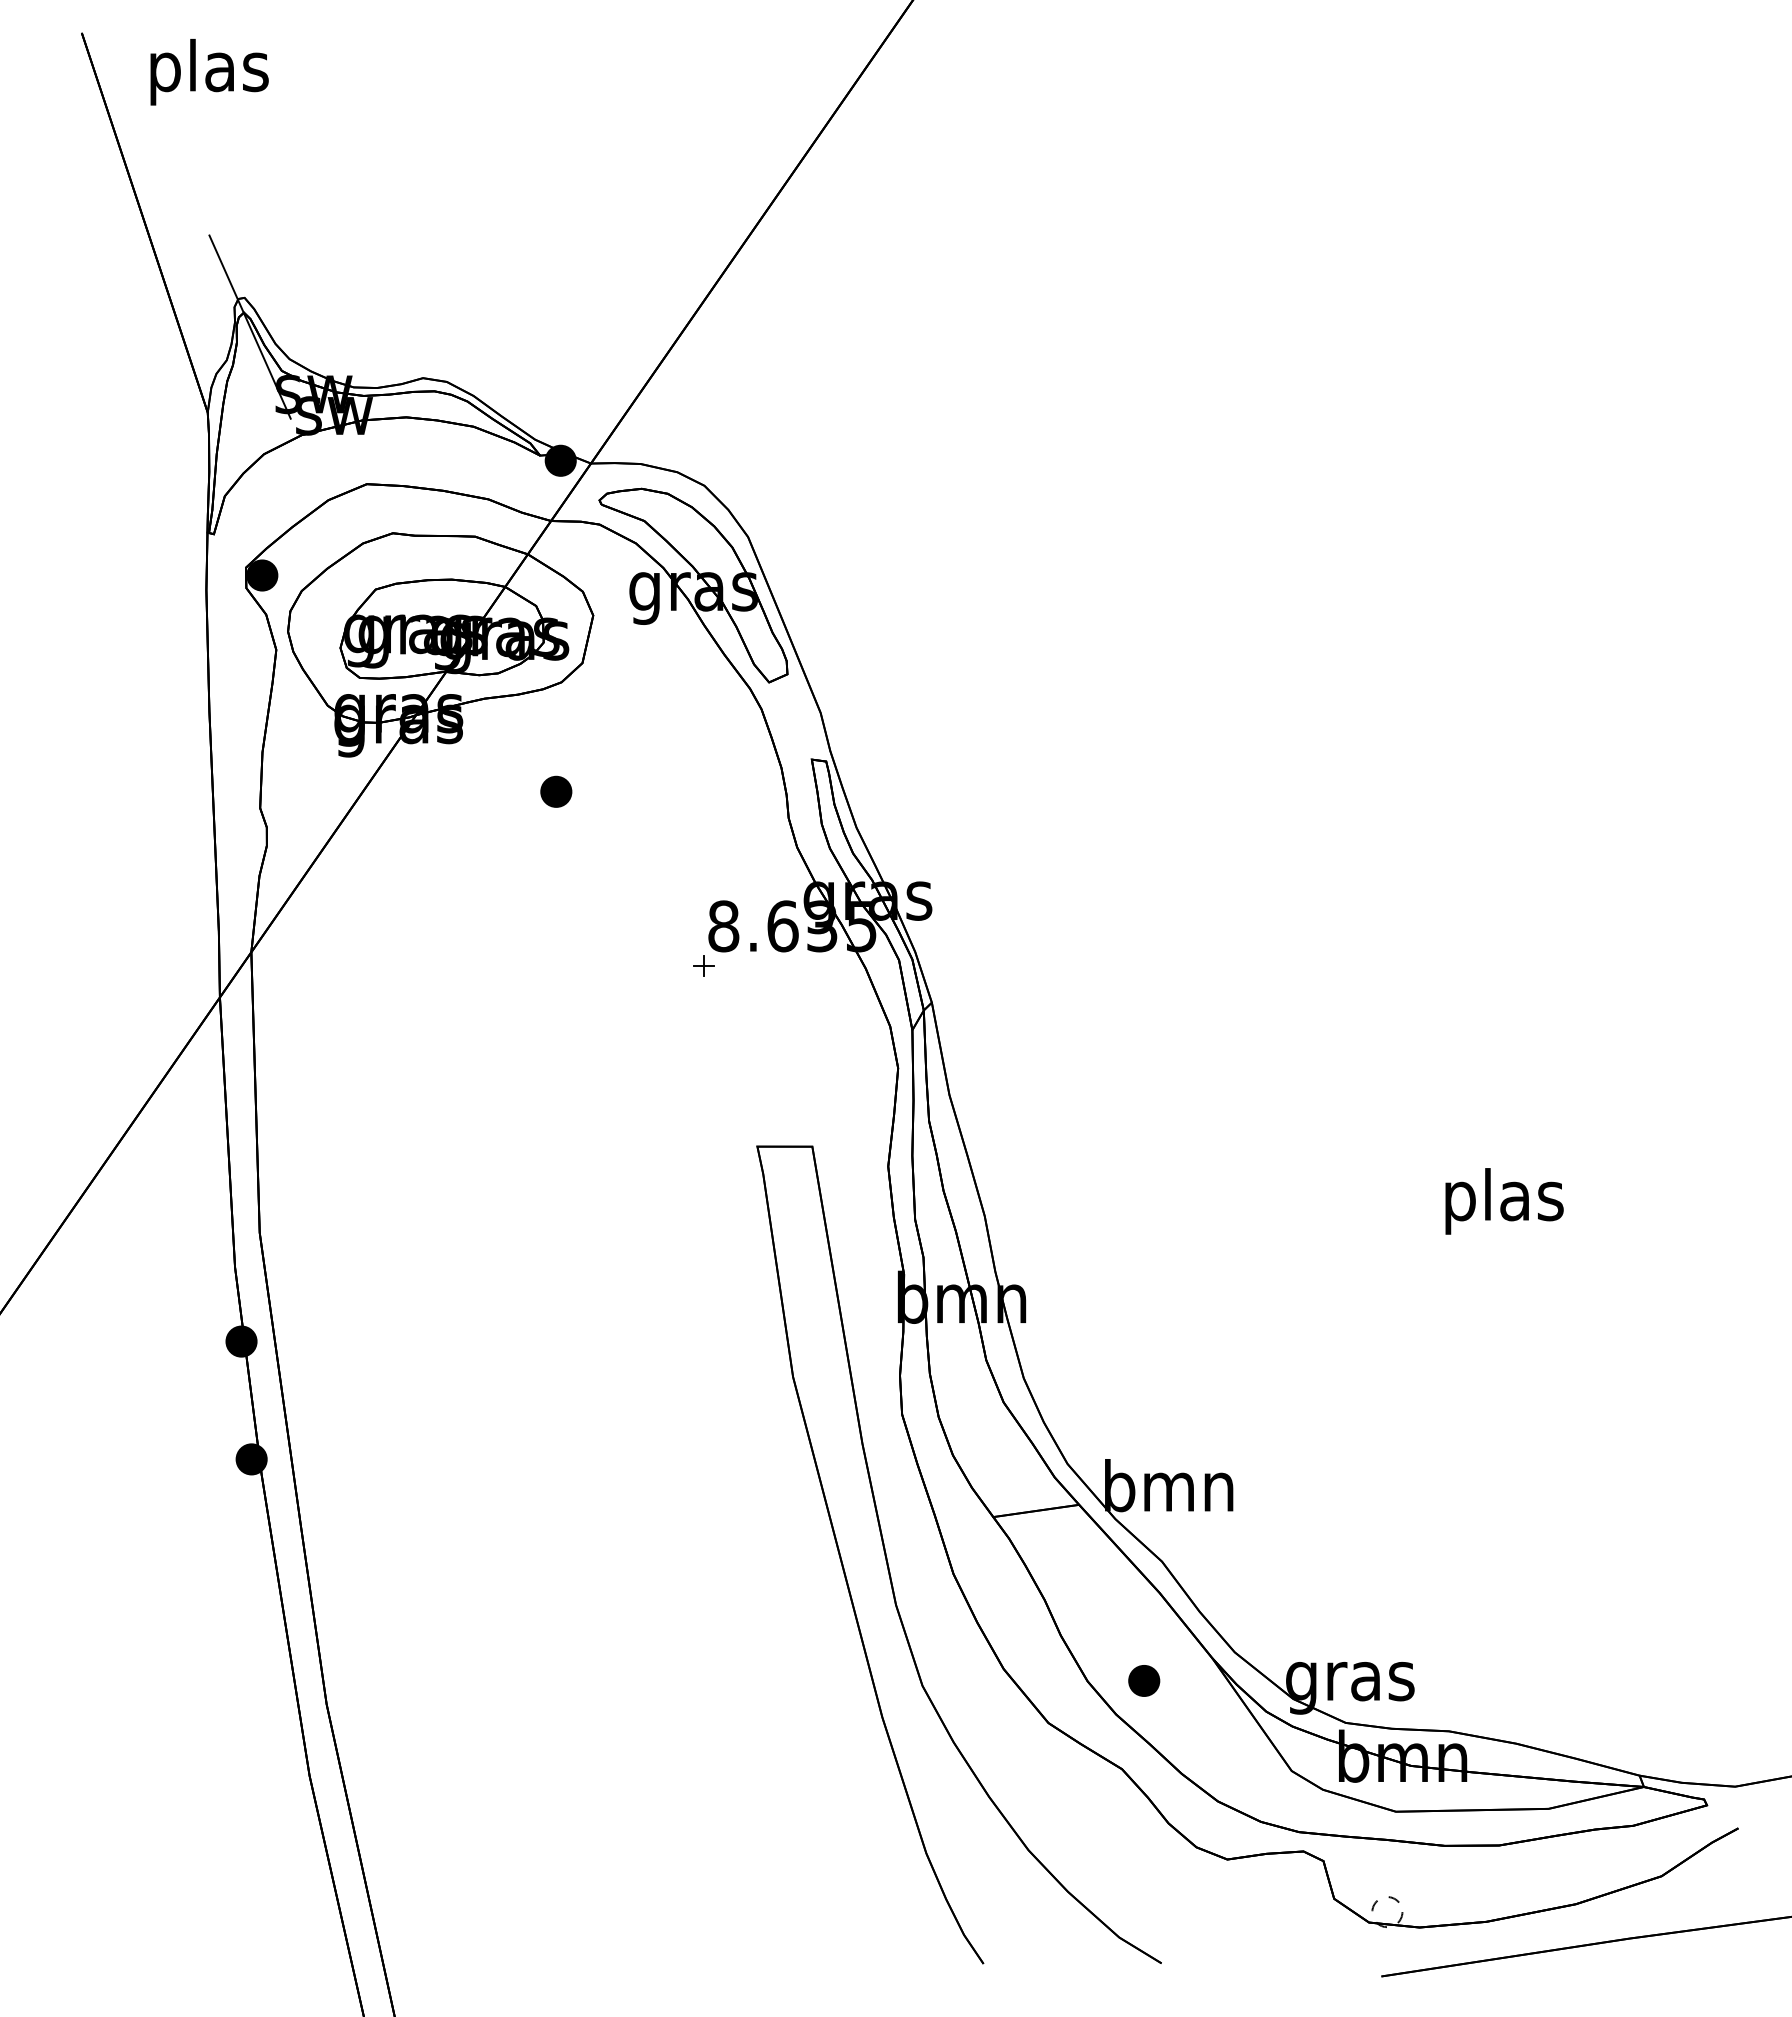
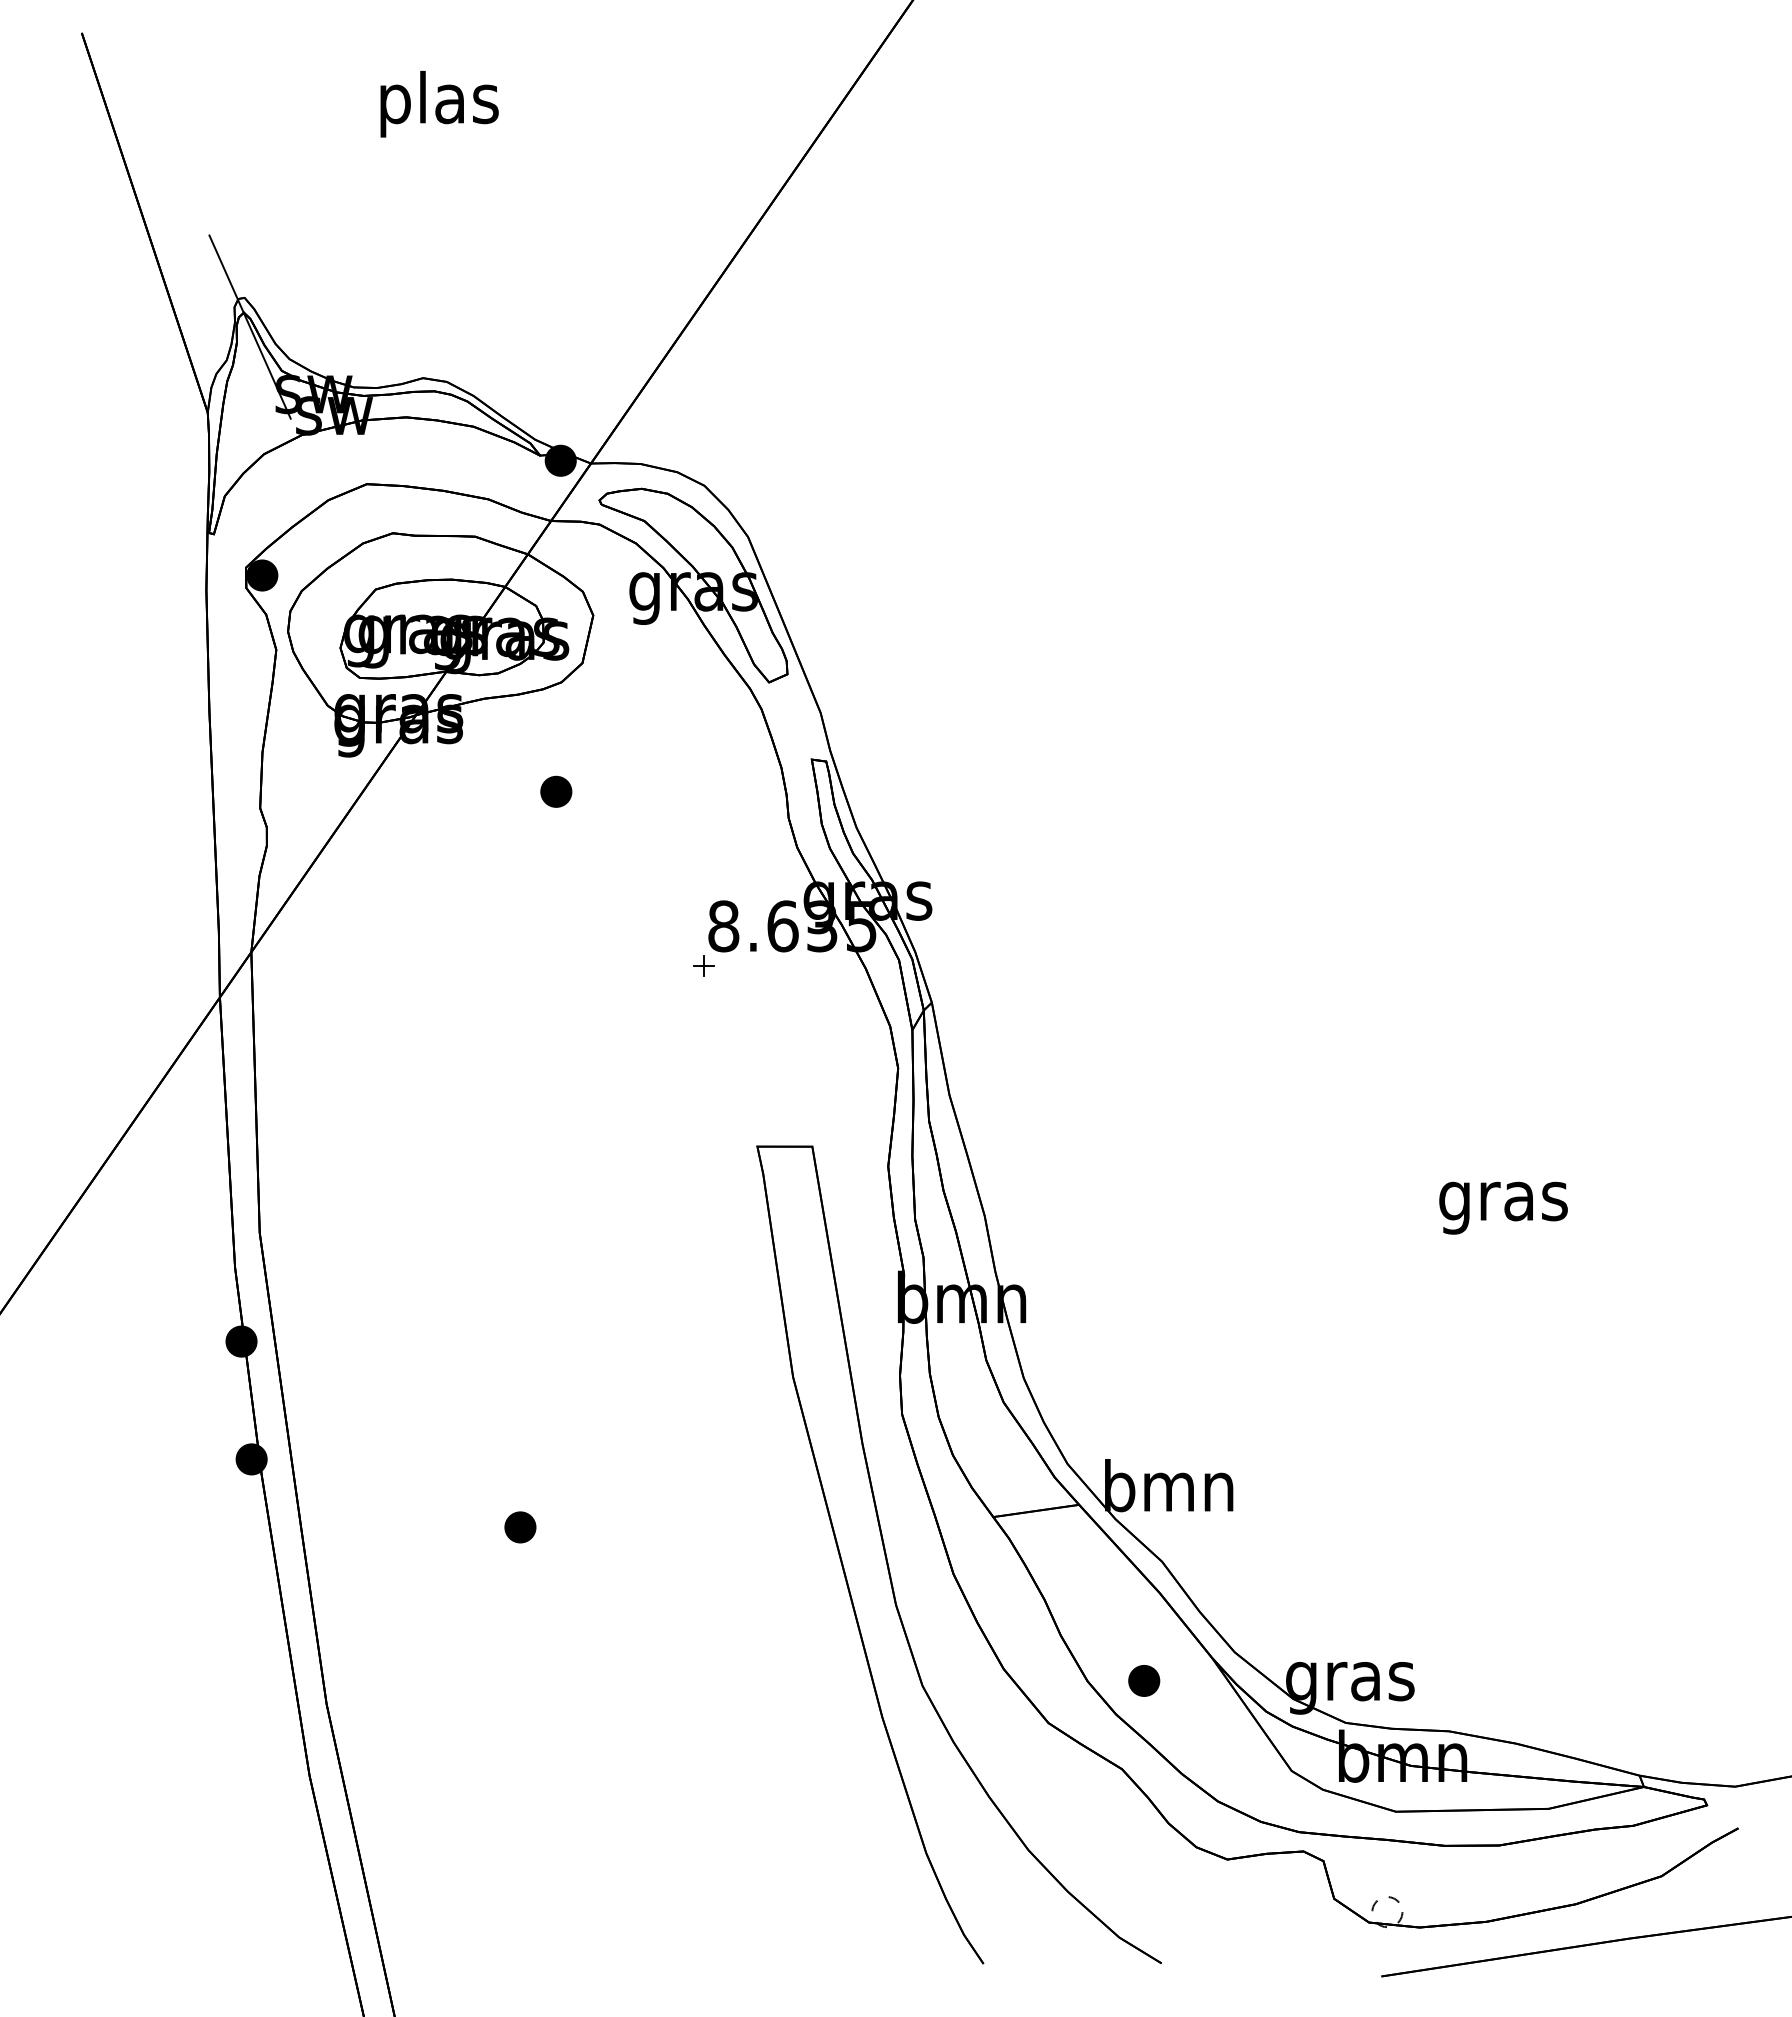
text position: (209, 72) -> (439, 104) (439, 104)
text: plas -> gras (1503, 1201)
part: none -> present (520, 1527)
